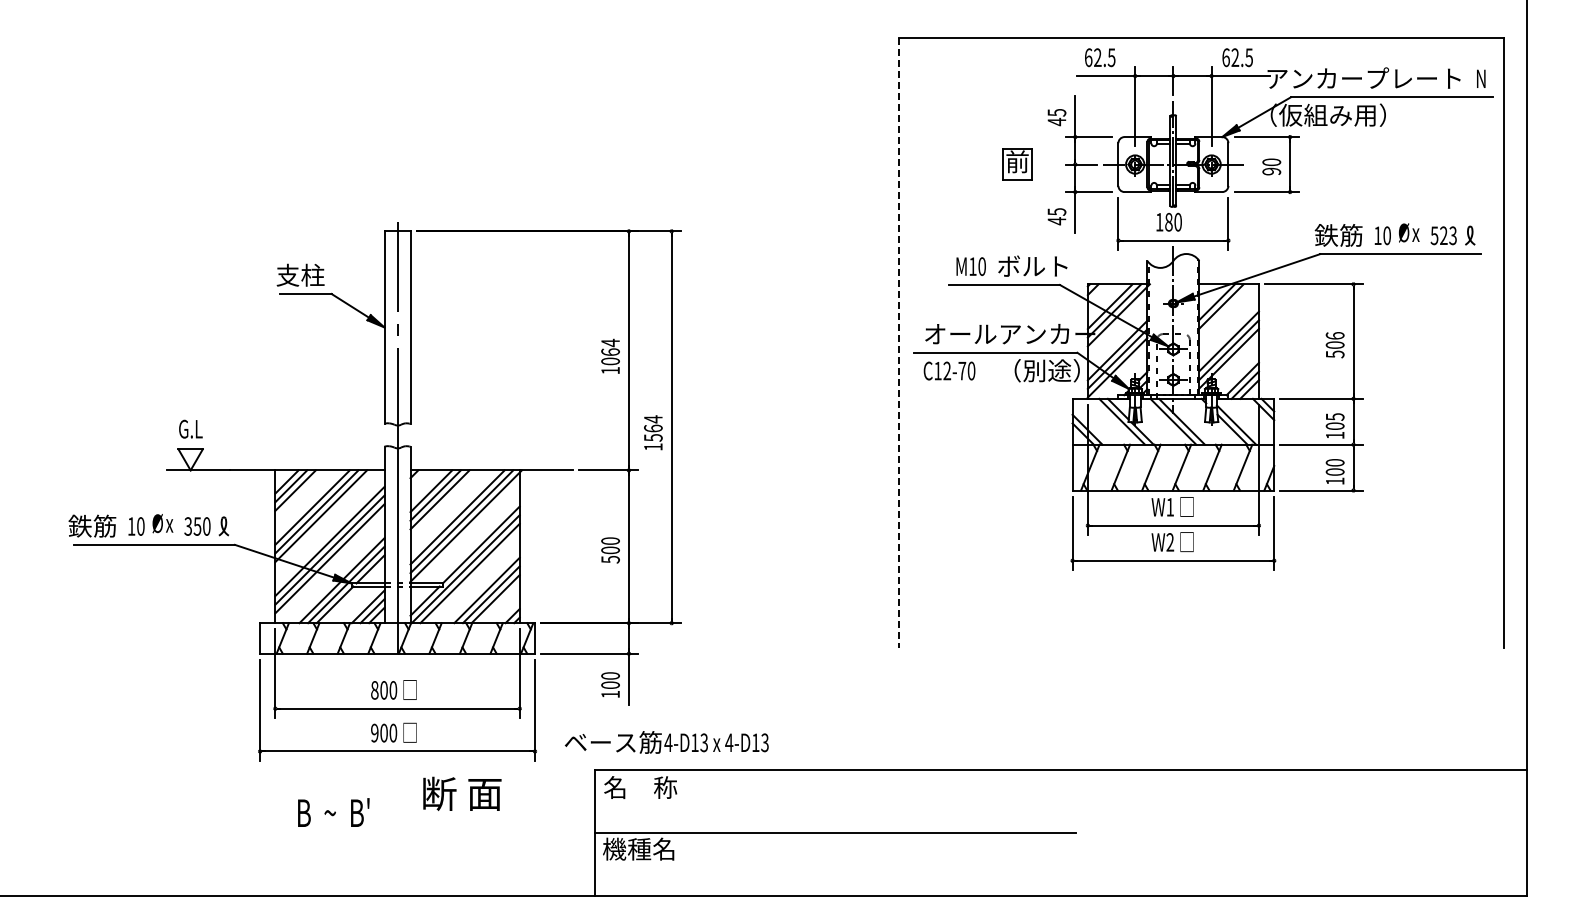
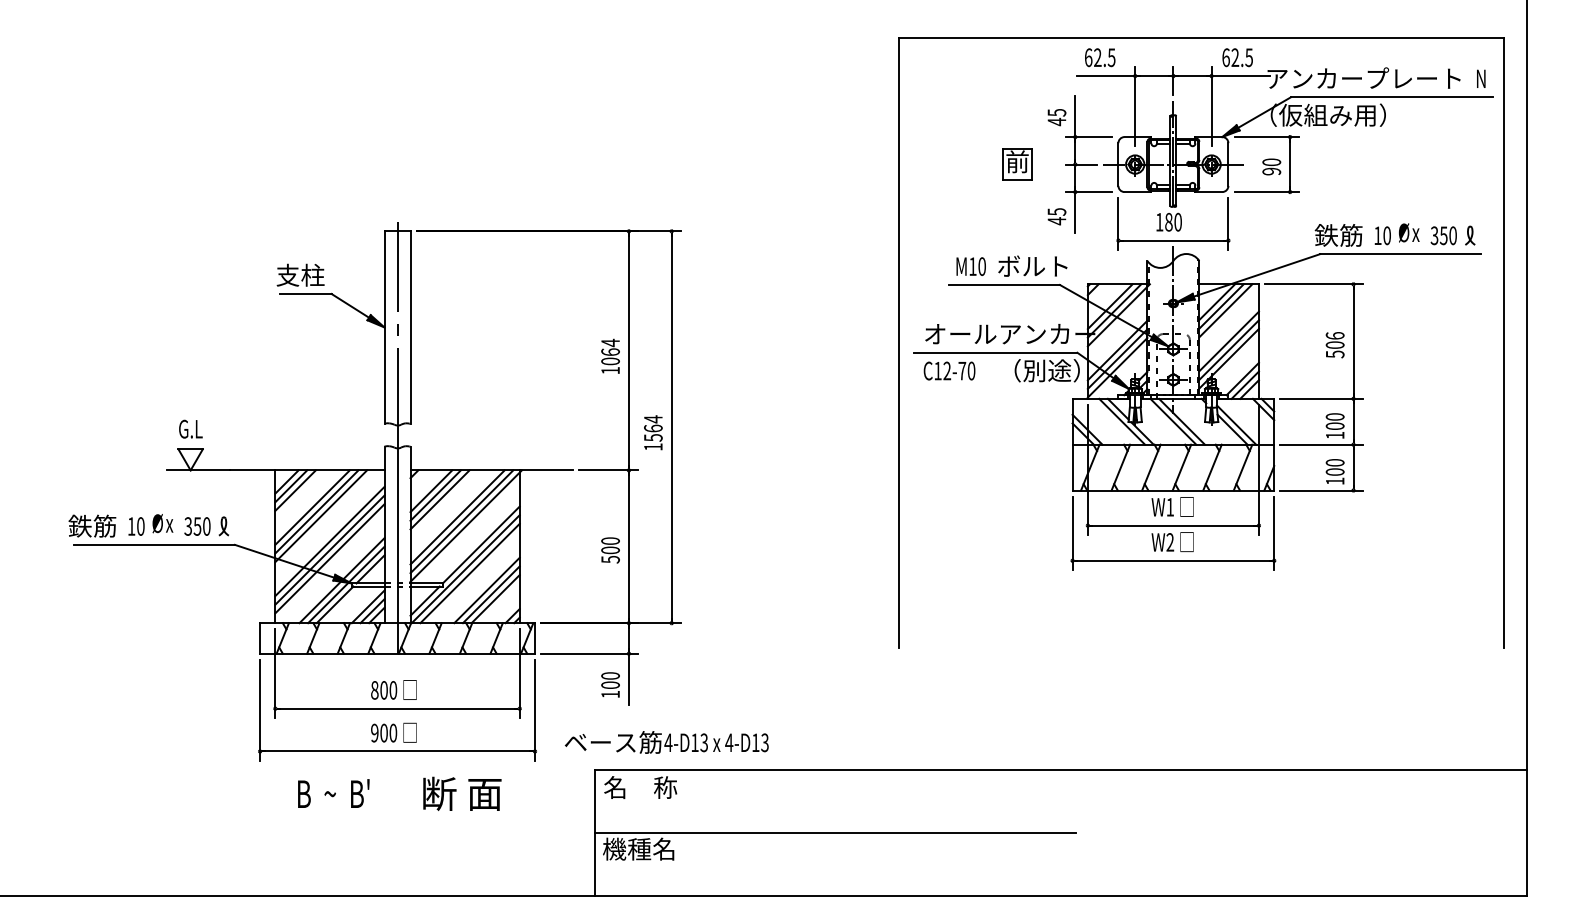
text: 523 -> 350 (1443, 235)
line: none -> present (1225, 310)
line: dashed -> solid (898, 342)
text: 105 -> 100 (1334, 416)
text position: (333, 812) -> (333, 793) (333, 793)
